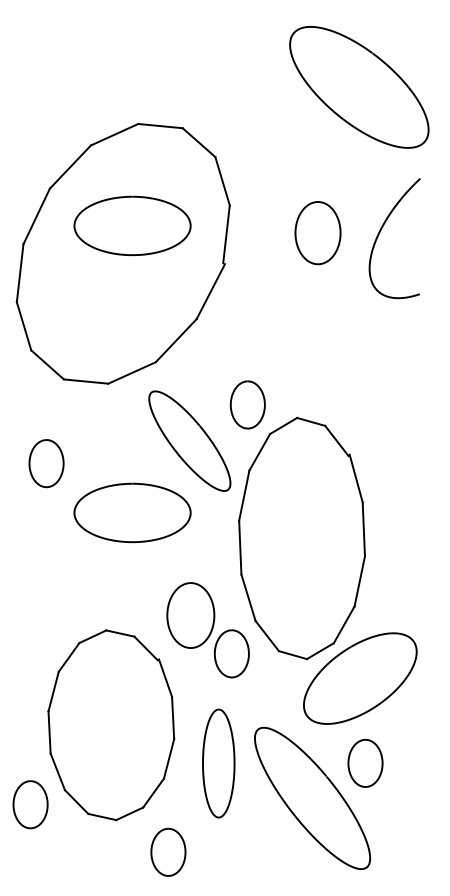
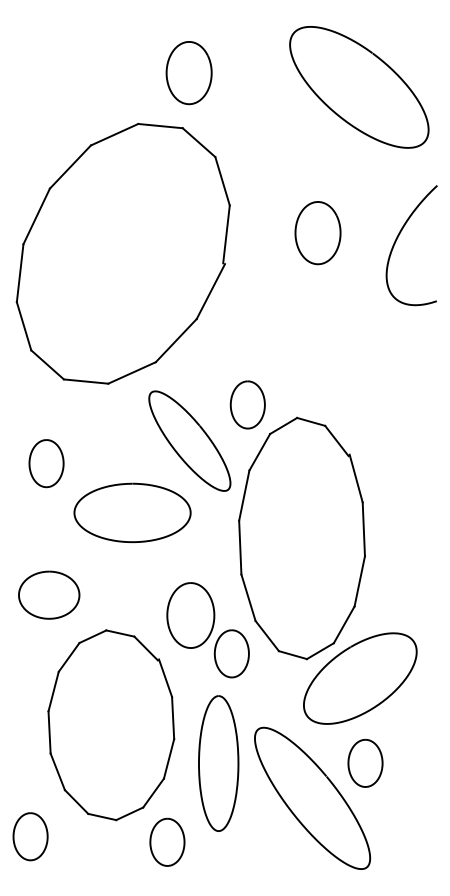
curve: none -> present (167, 73)
curve: present -> none (132, 197)
curve position: (380, 232) -> (397, 239) (397, 239)
curve: none -> present (55, 573)
part size: 34x111 px -> 42x137 px (218, 763)
curve position: (14, 804) -> (14, 836) (14, 836)
curve position: (152, 851) -> (151, 841) (151, 841)
